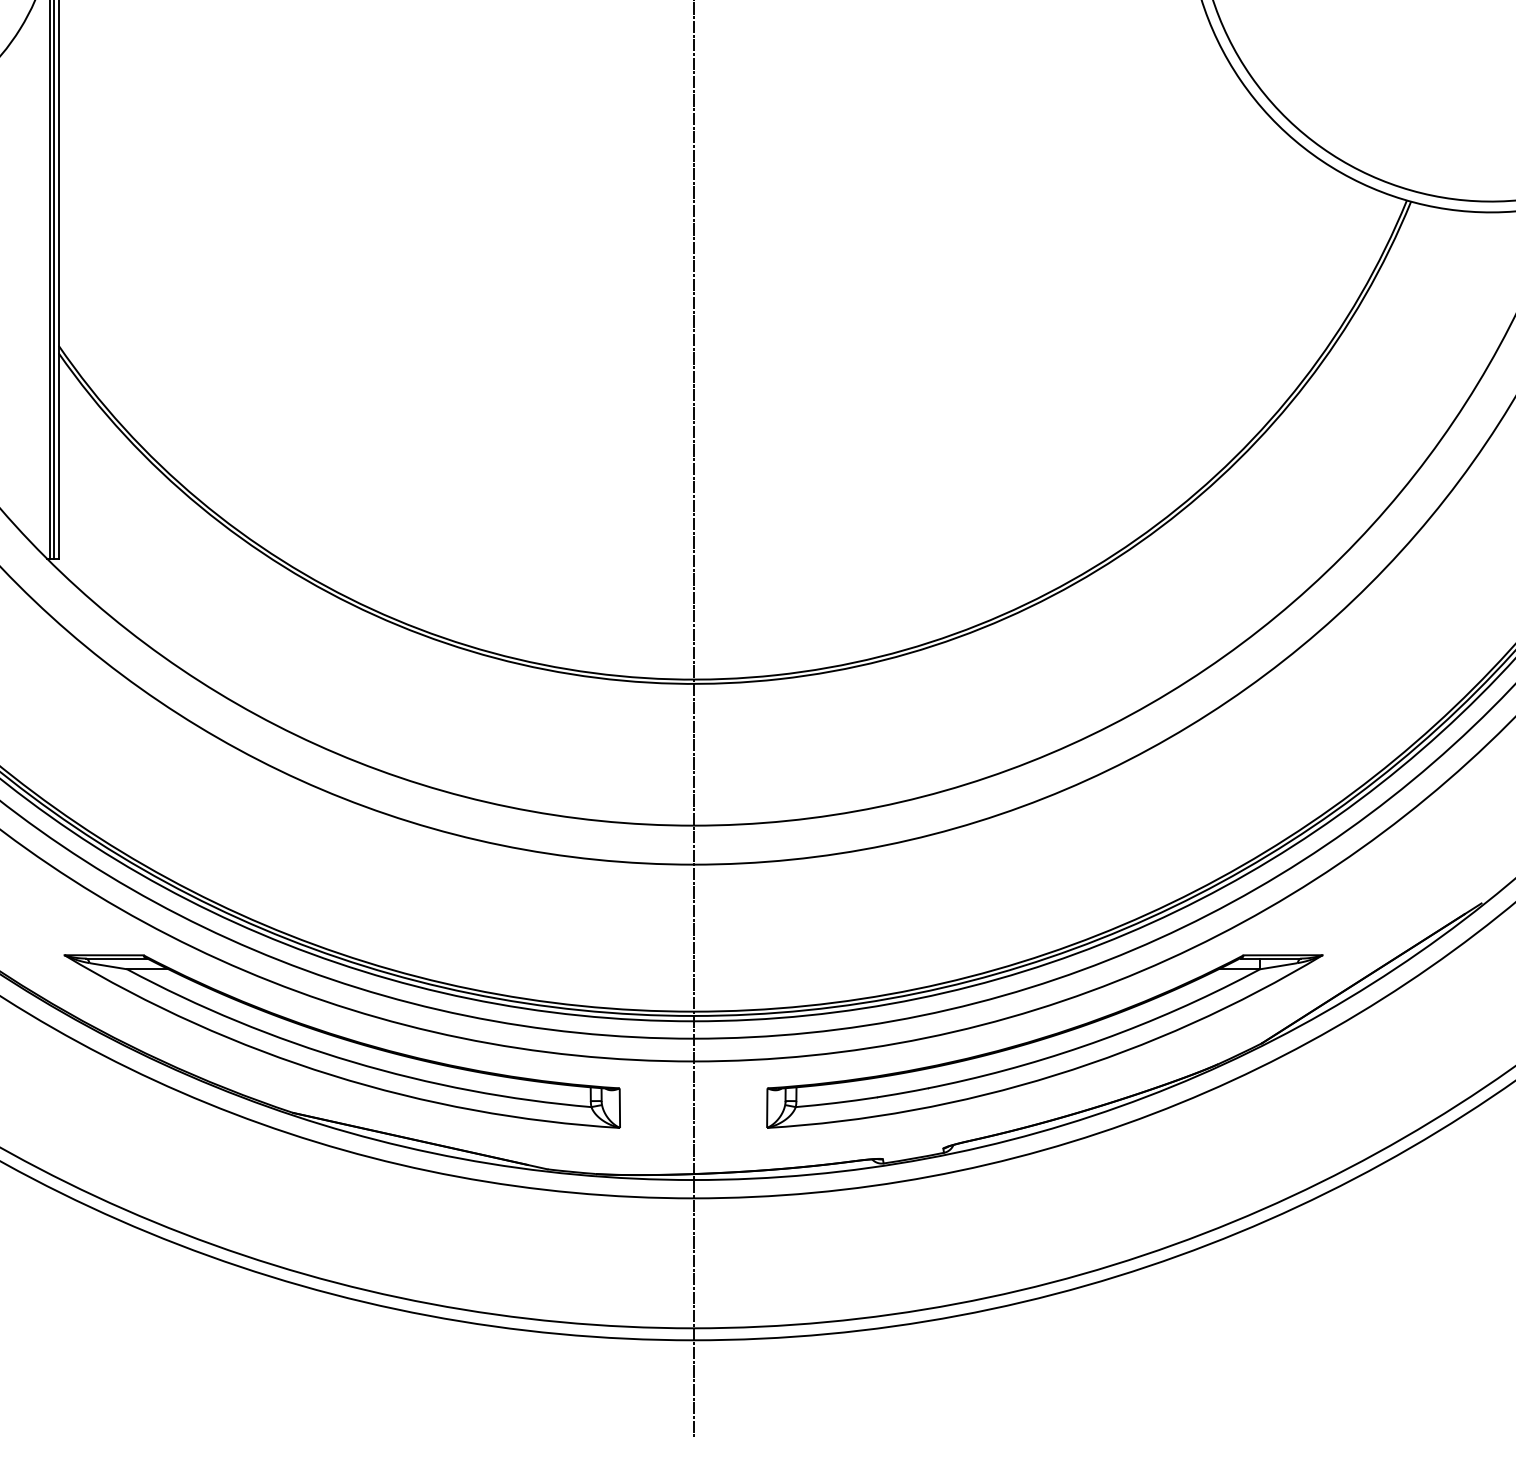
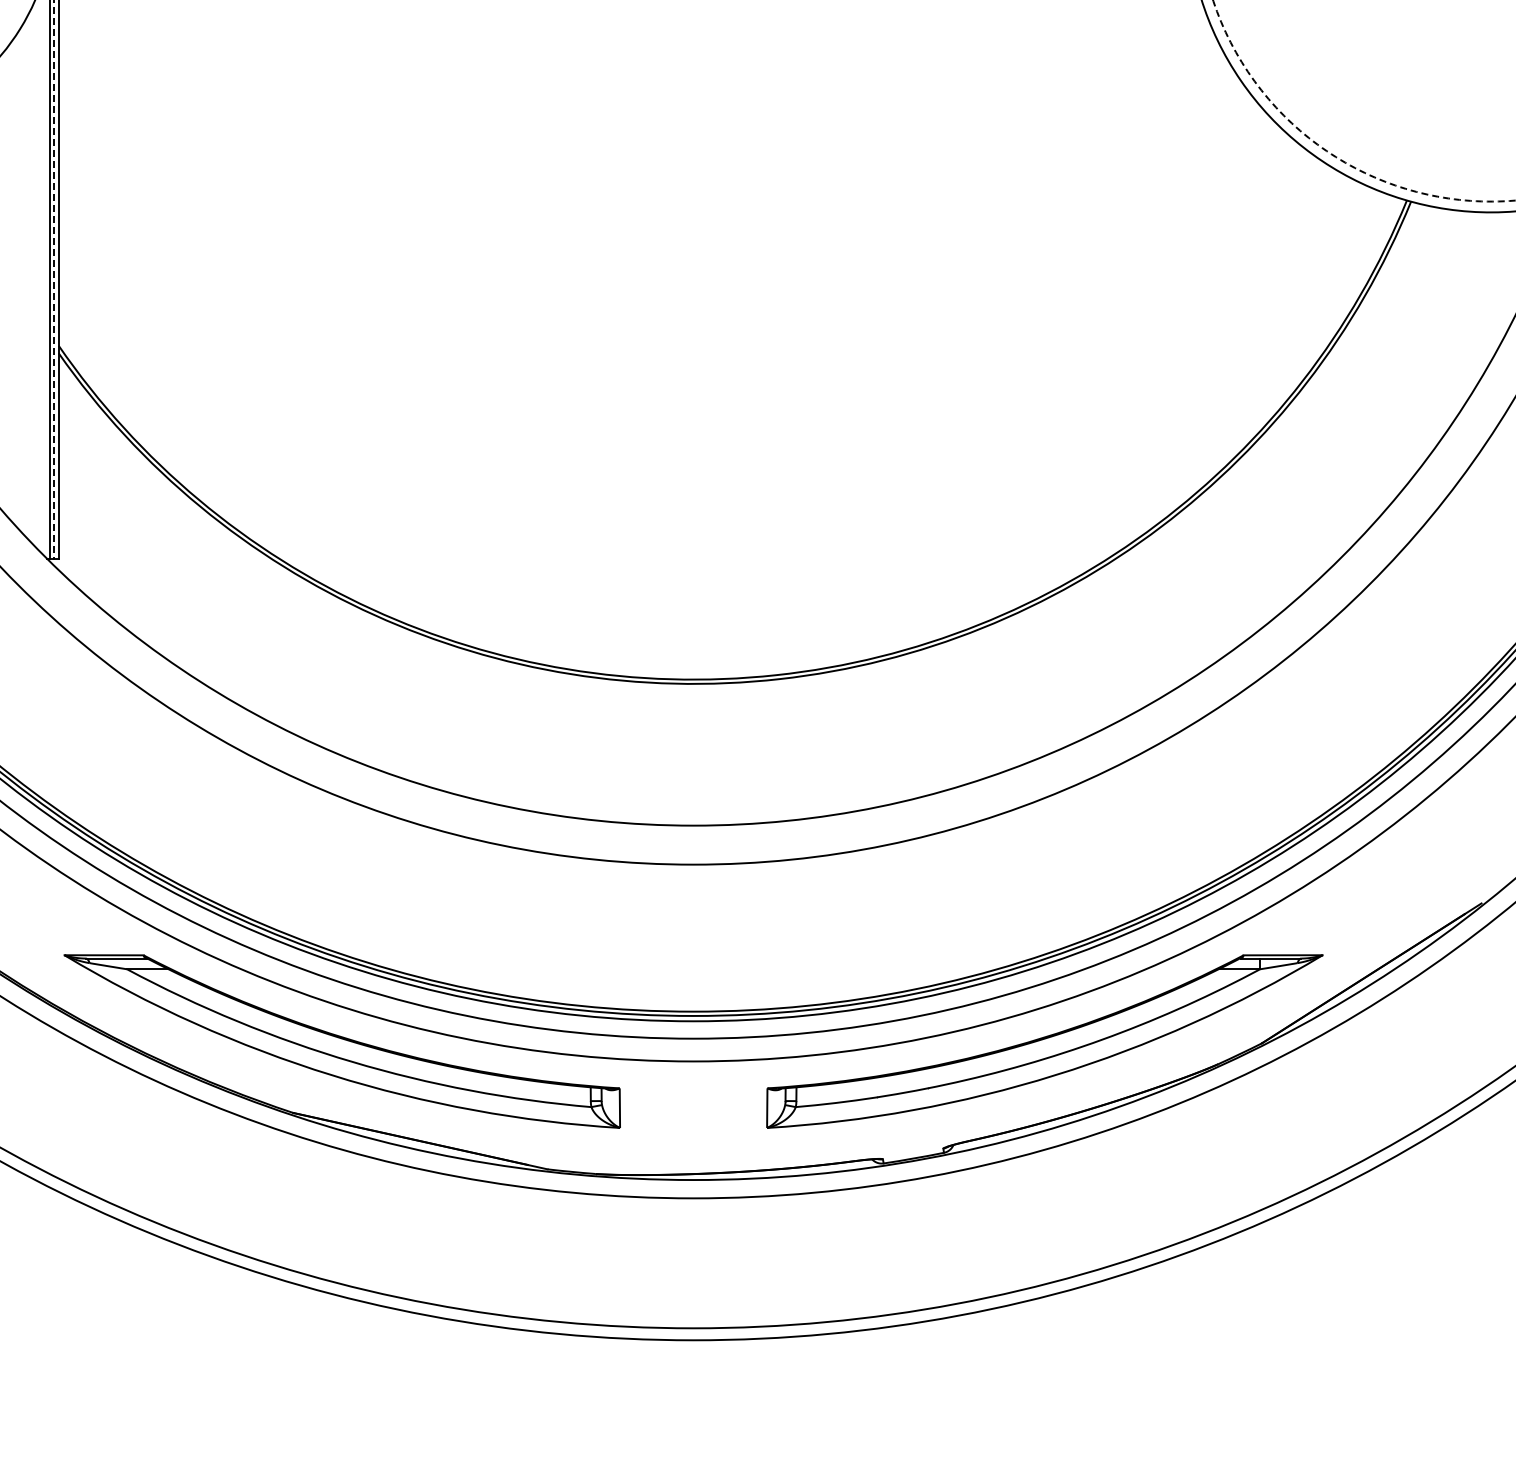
arc: solid -> dashed (1328, 152)
line: solid -> dashed (54, 280)
line: present -> none (693, 719)
